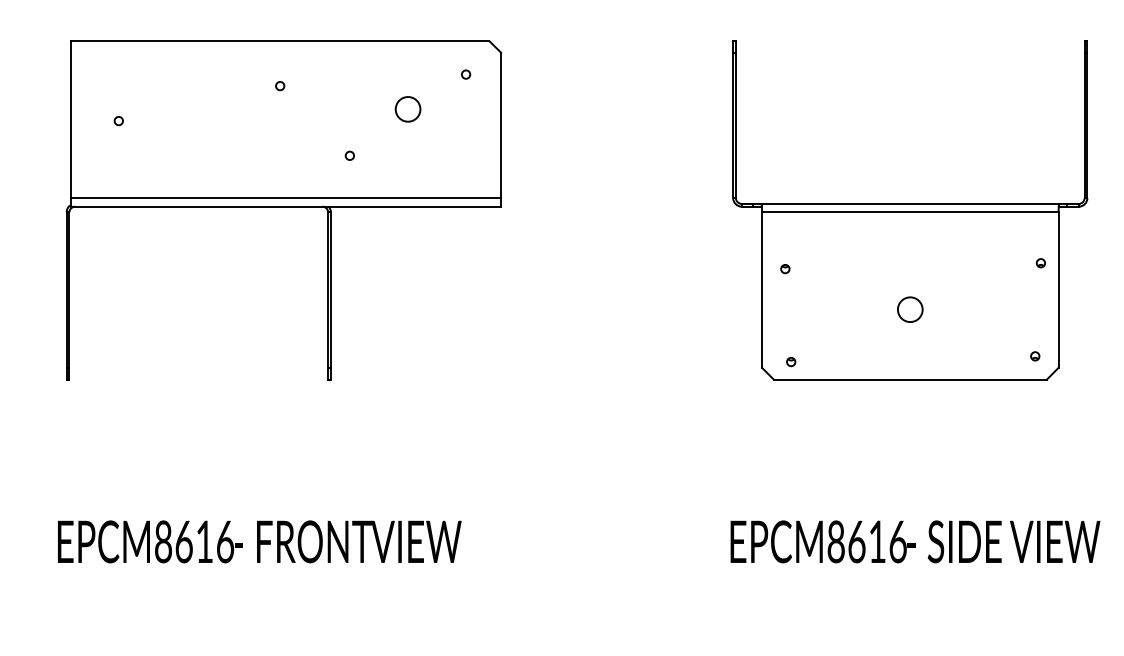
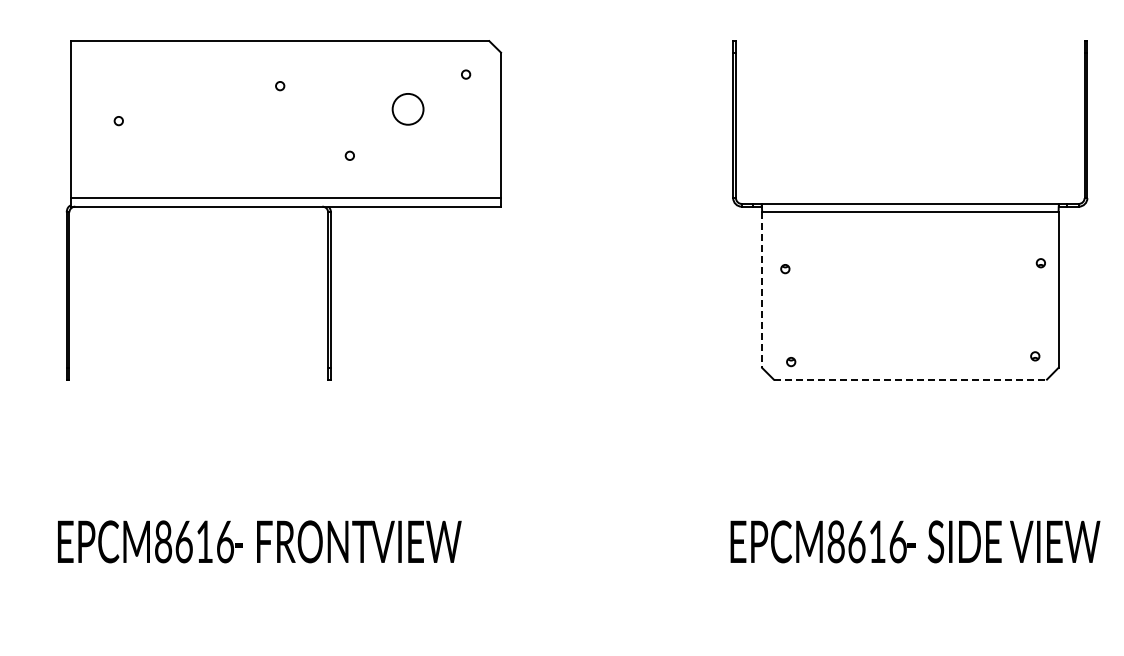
circle size: 28x27 px -> 34x33 px (407, 109)
line: solid -> dashed (762, 290)
circle: present -> none (910, 309)
line: solid -> dashed (910, 379)
